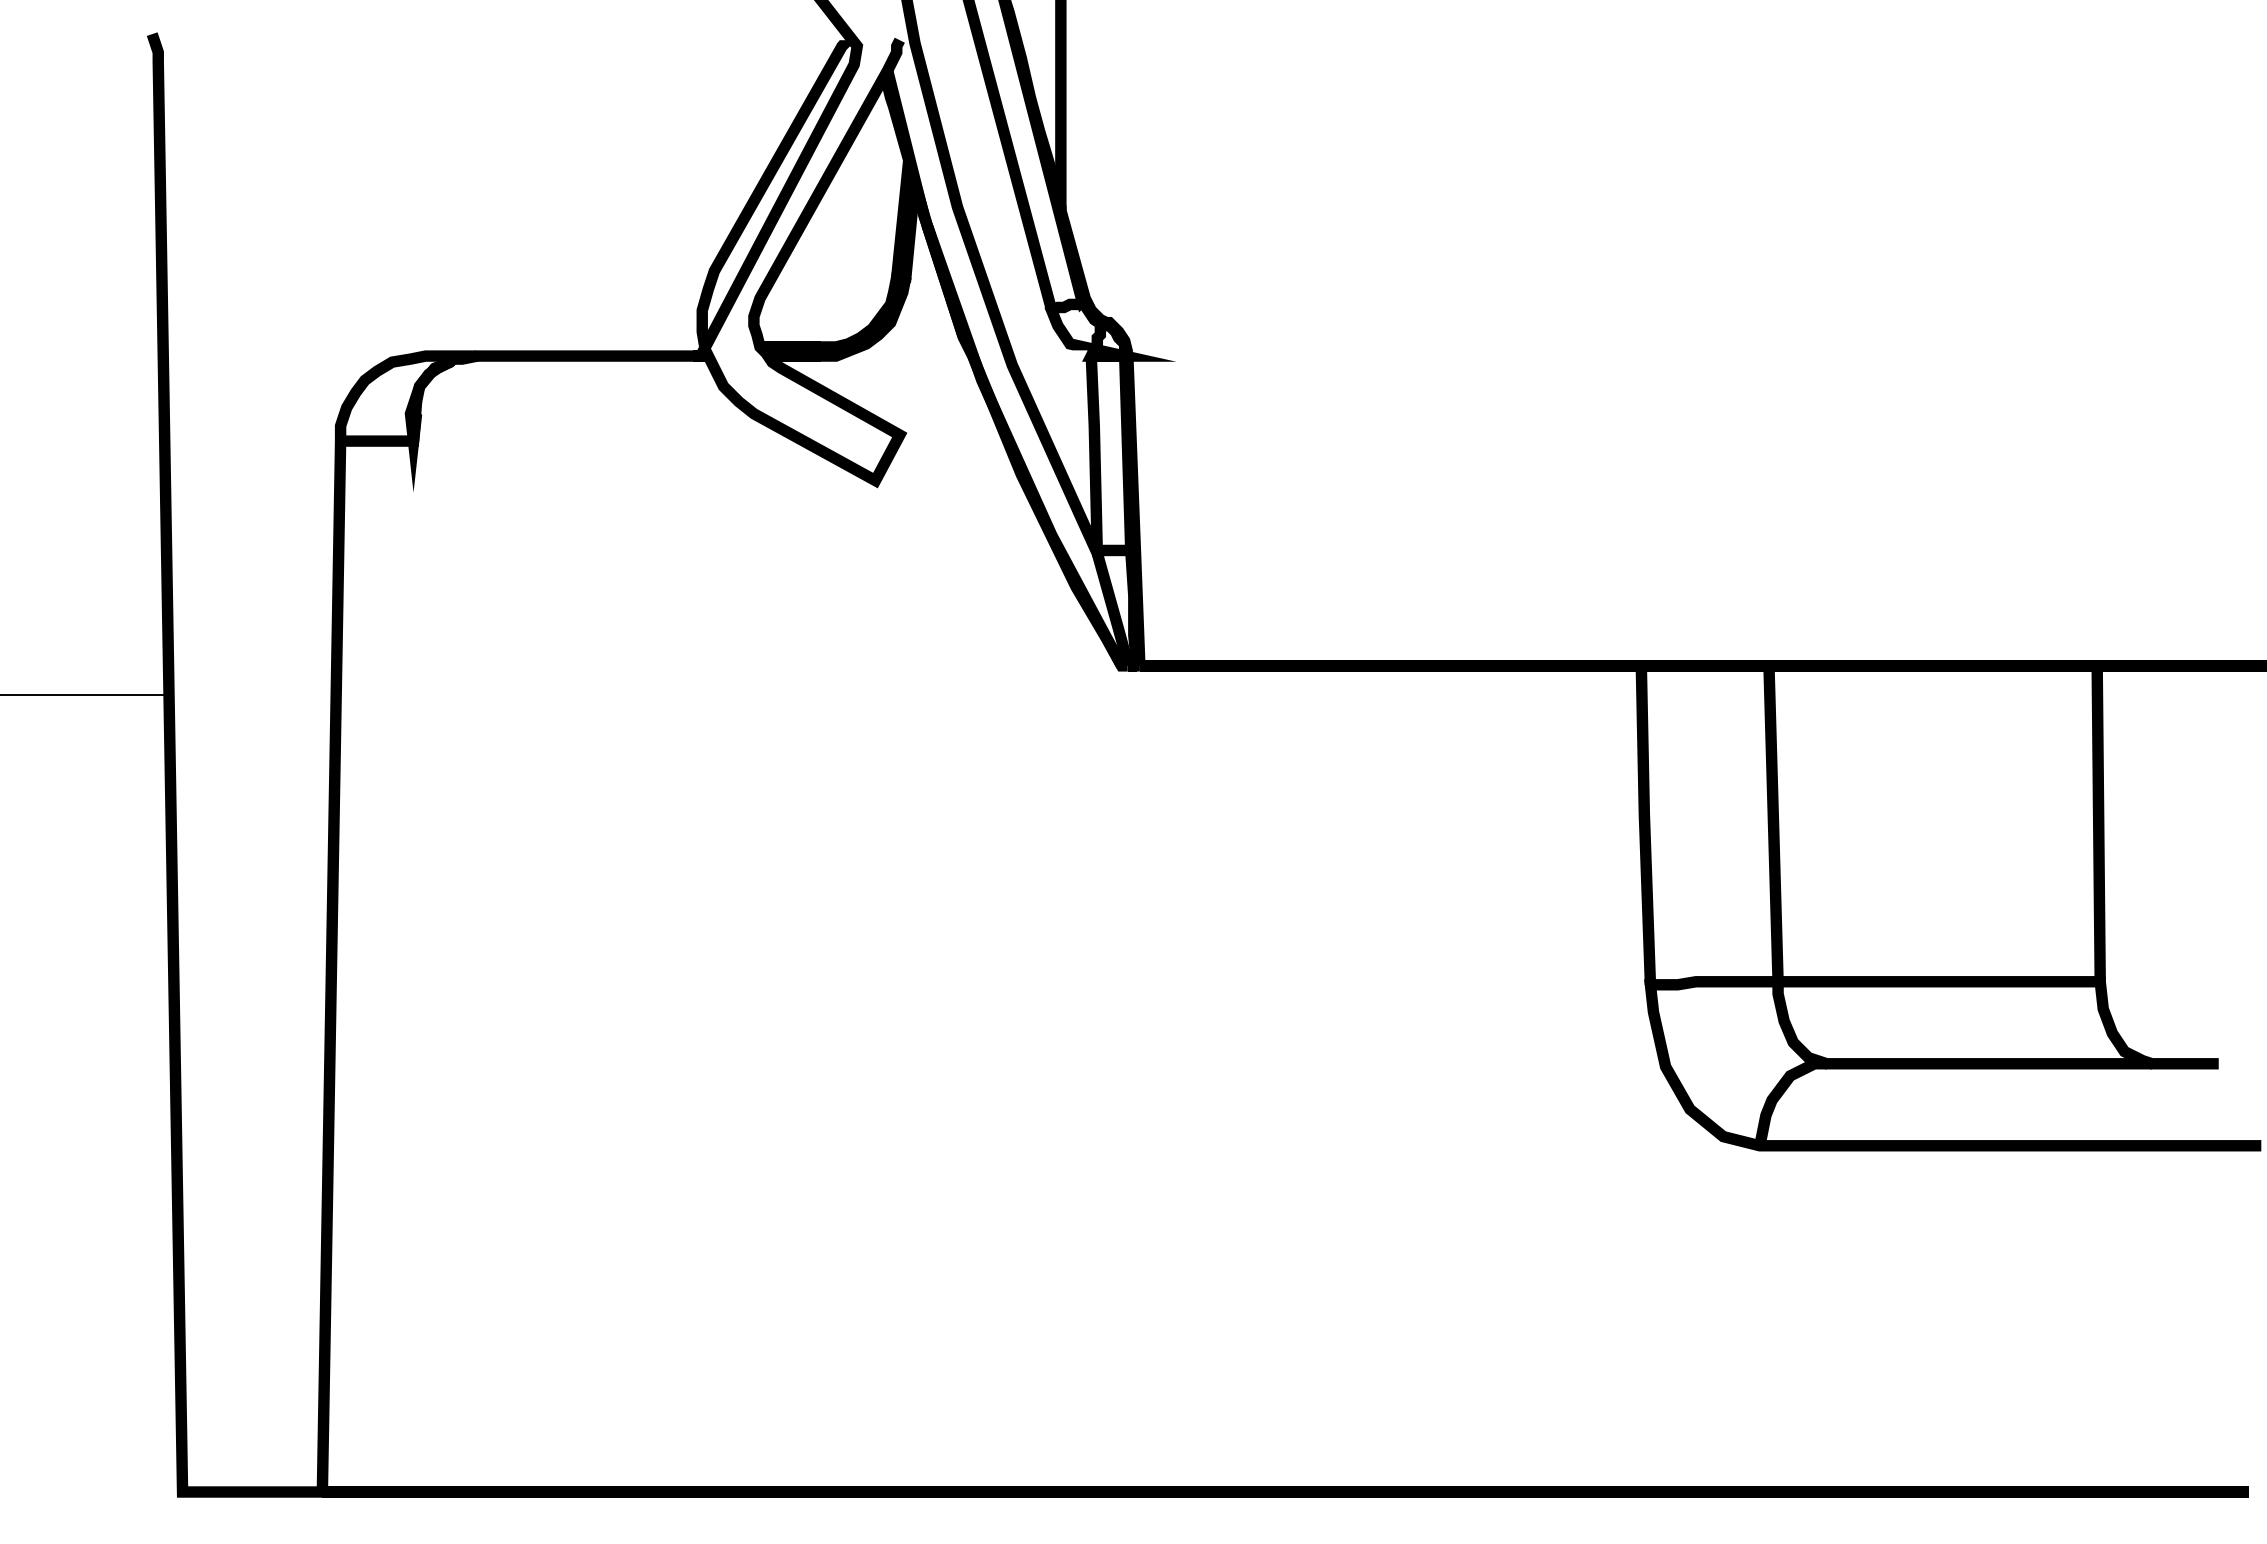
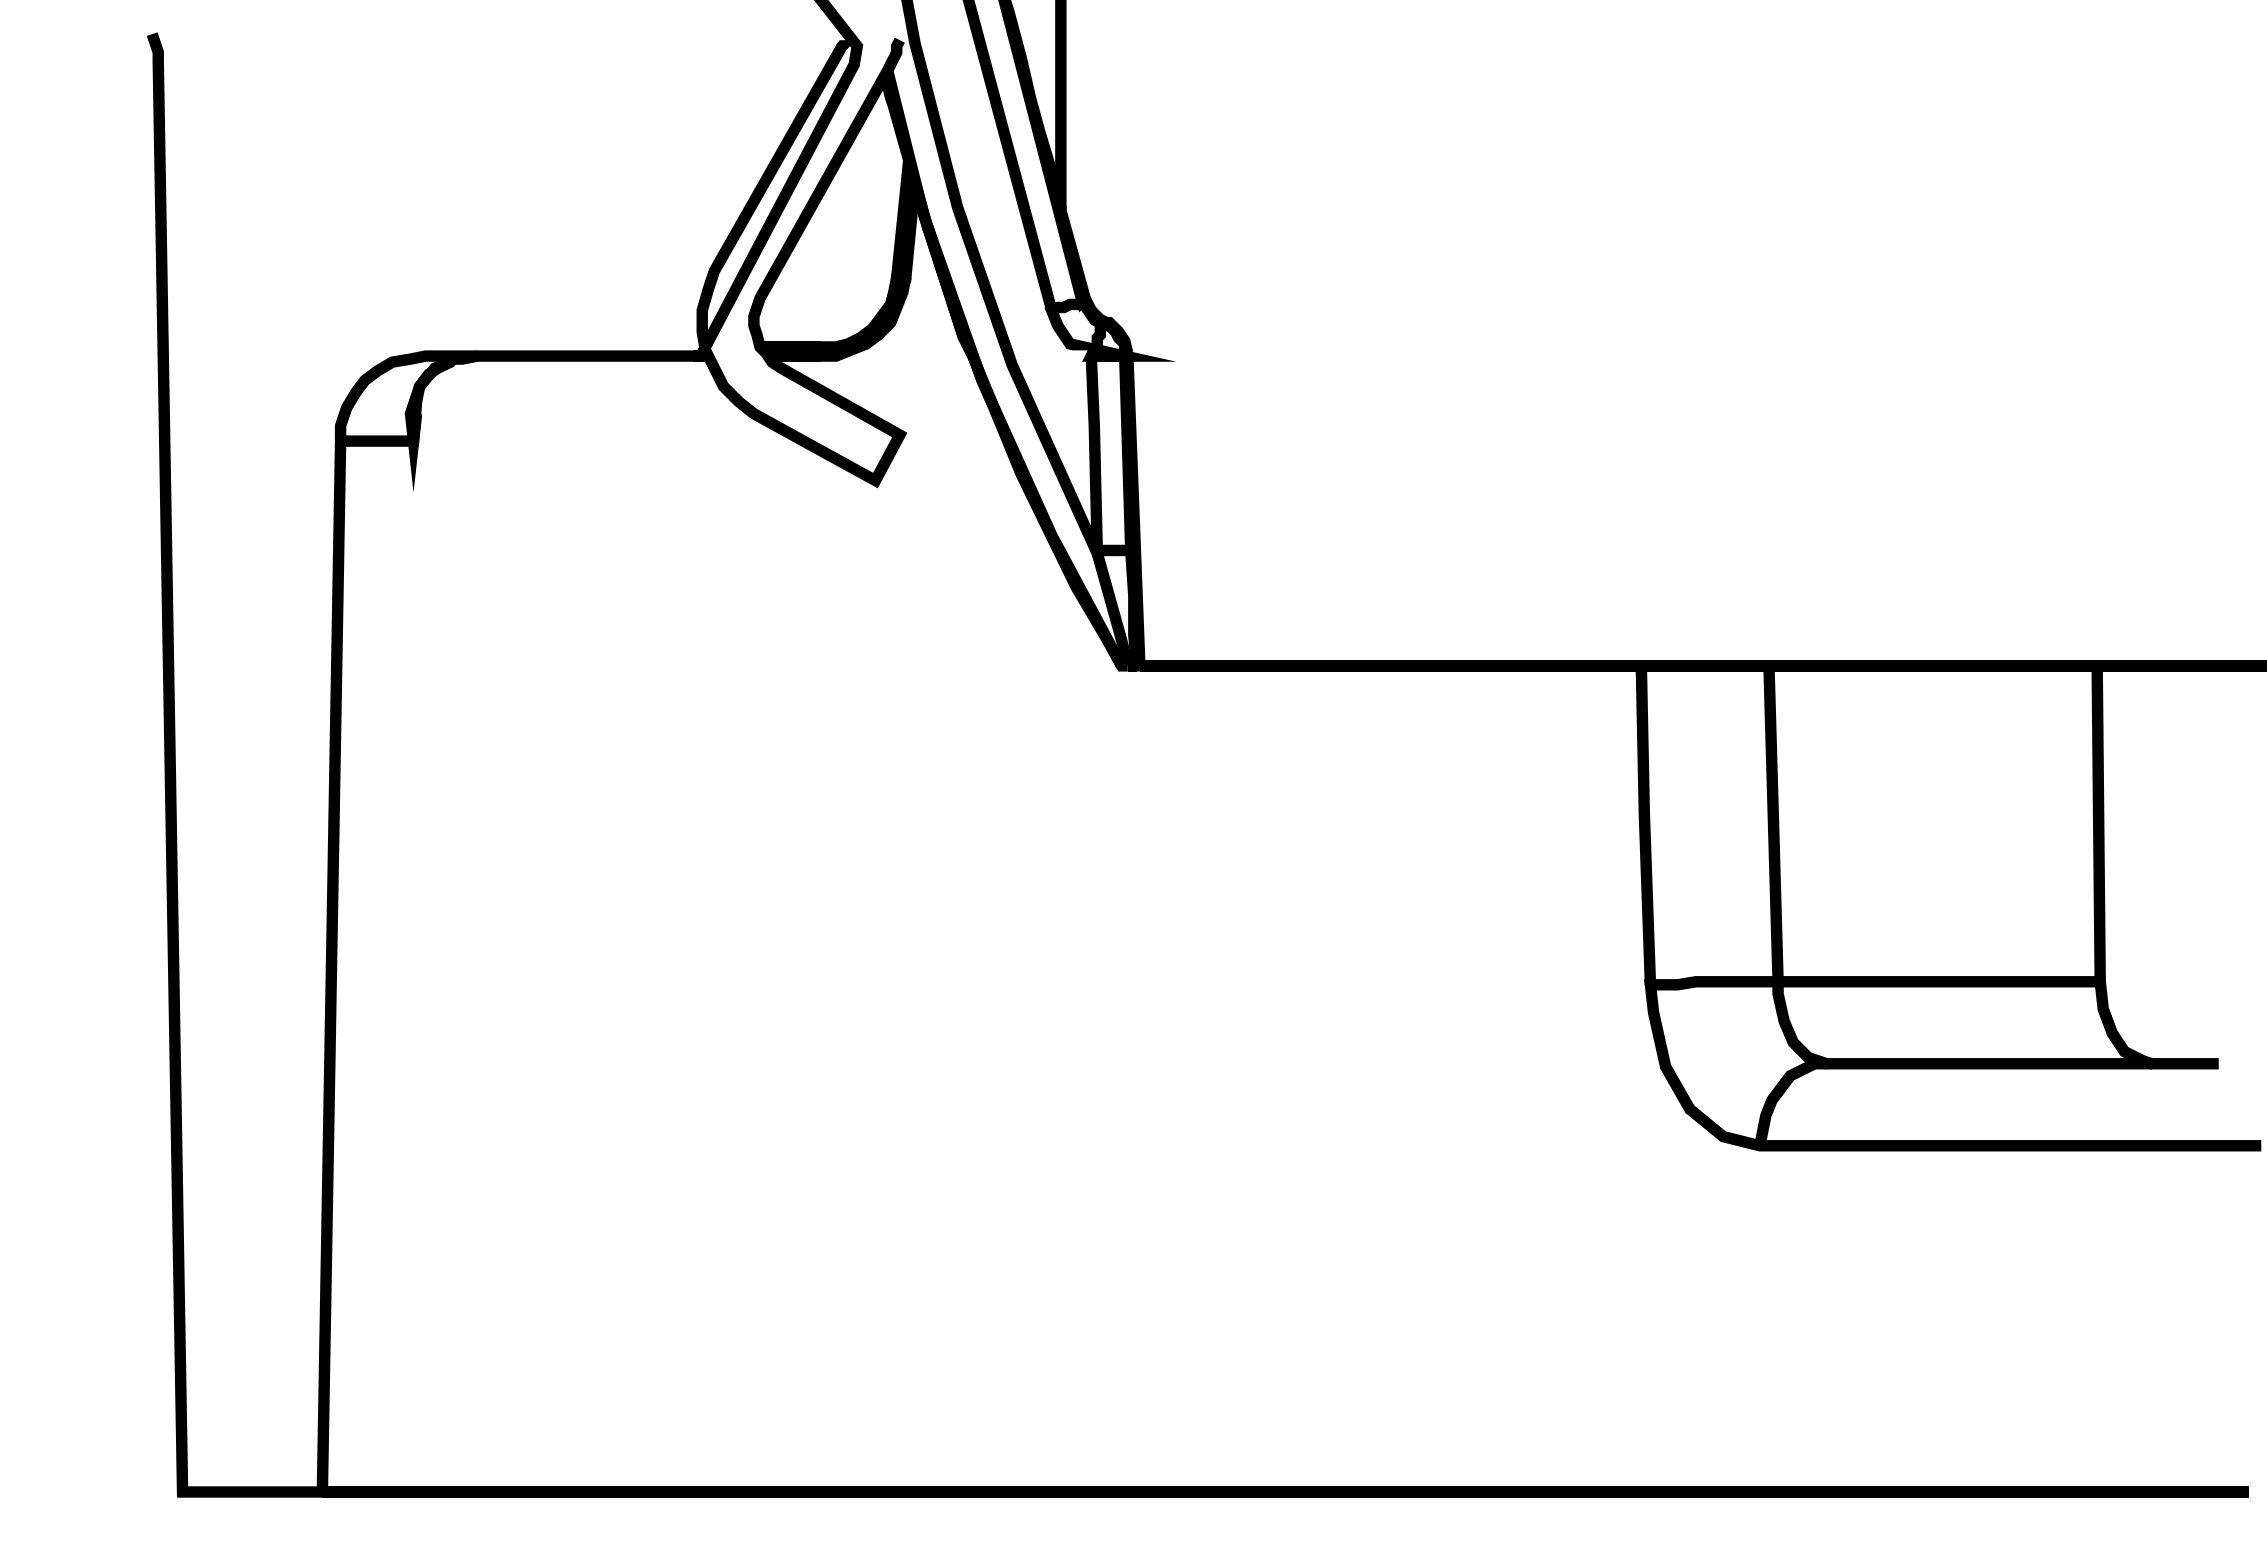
line: present -> none (85, 694)
